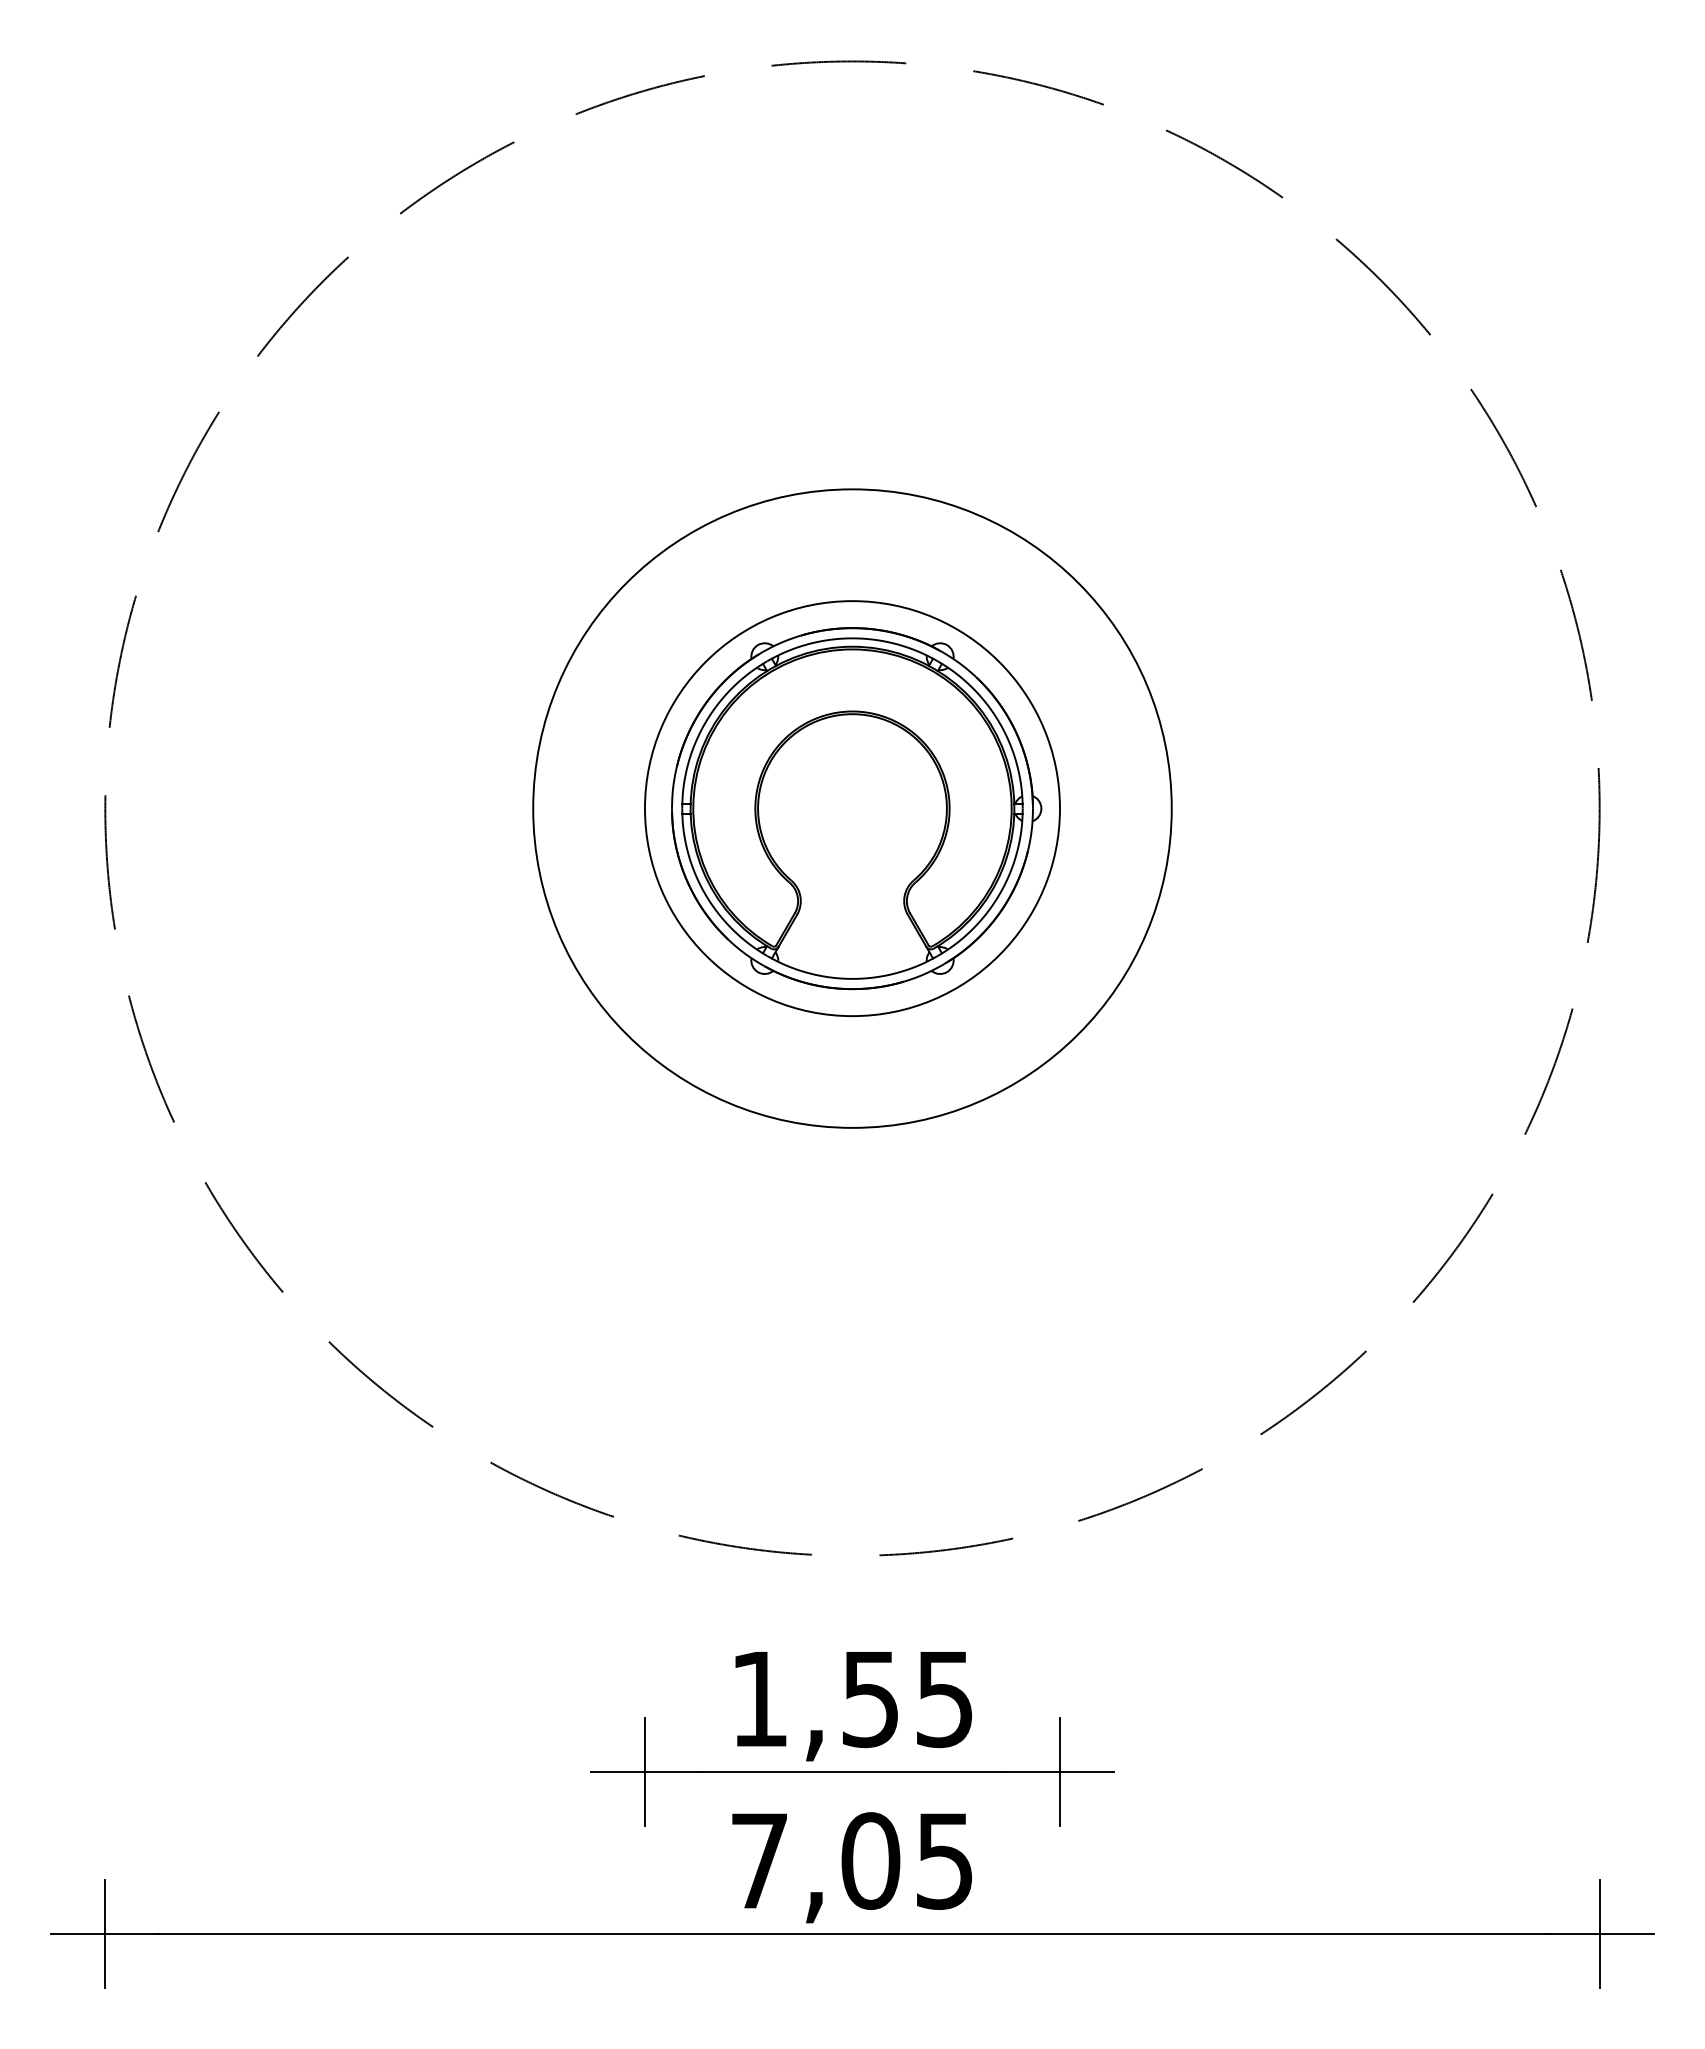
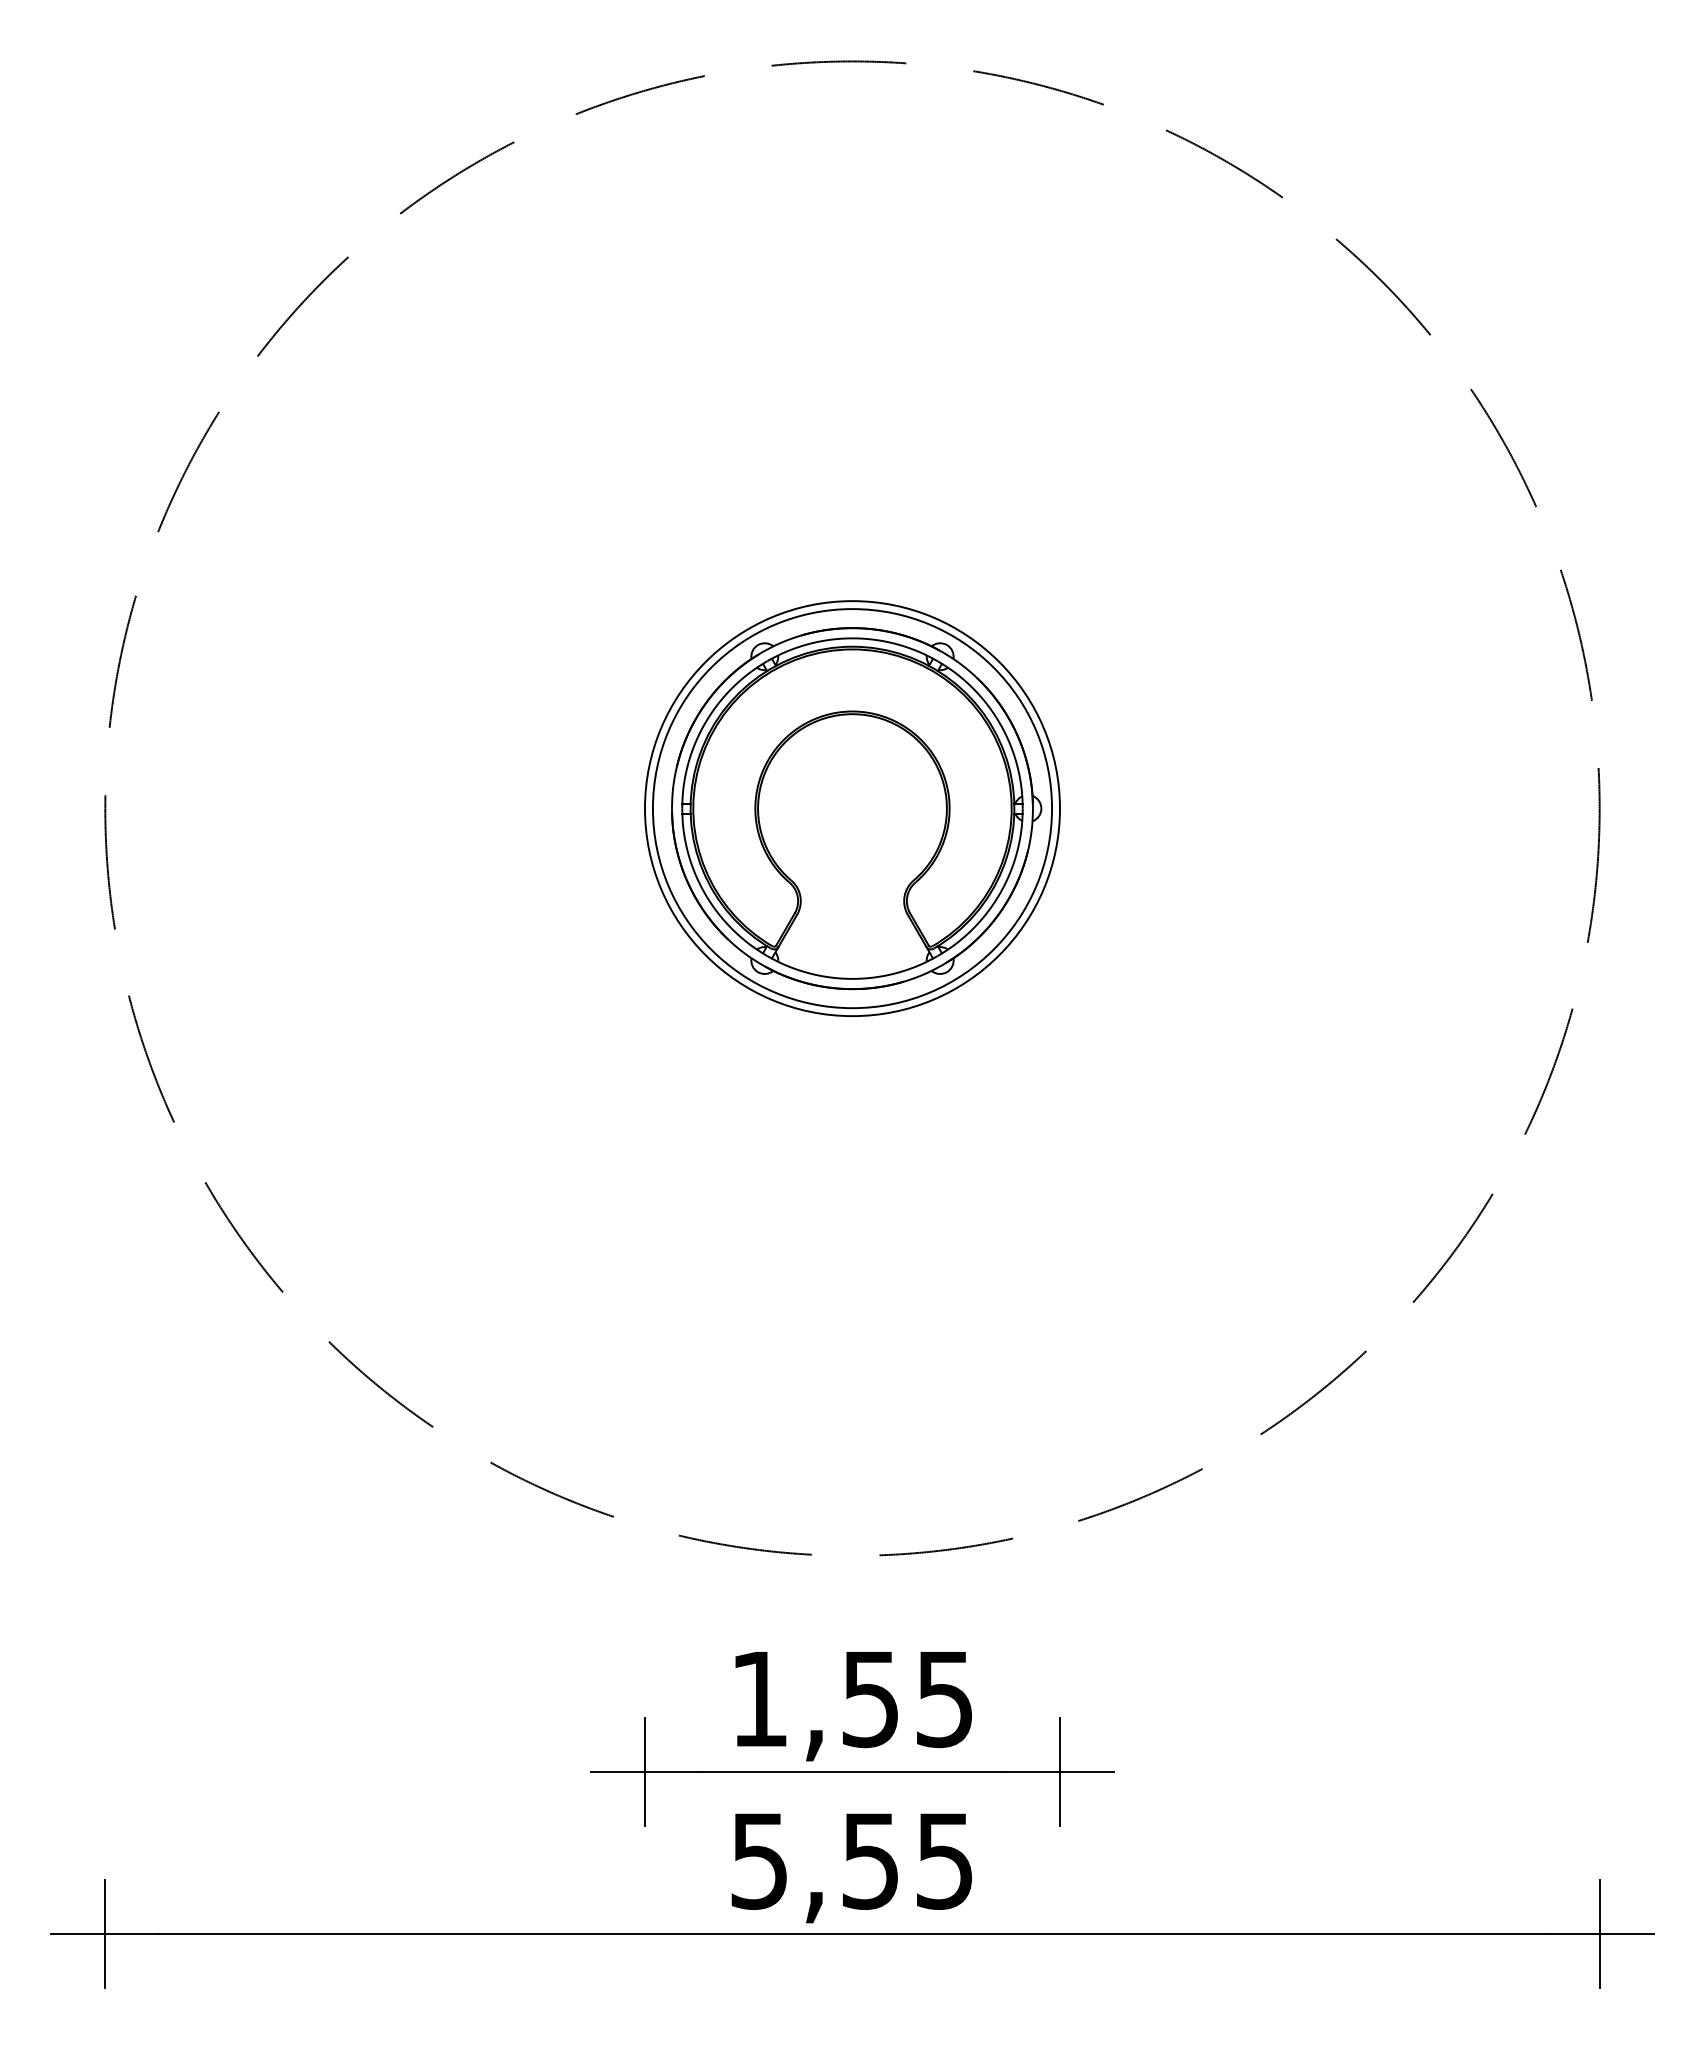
circle diameter: 639 px -> 399 px (852, 808)
text: 7,05 -> 5,55 (815, 1860)
